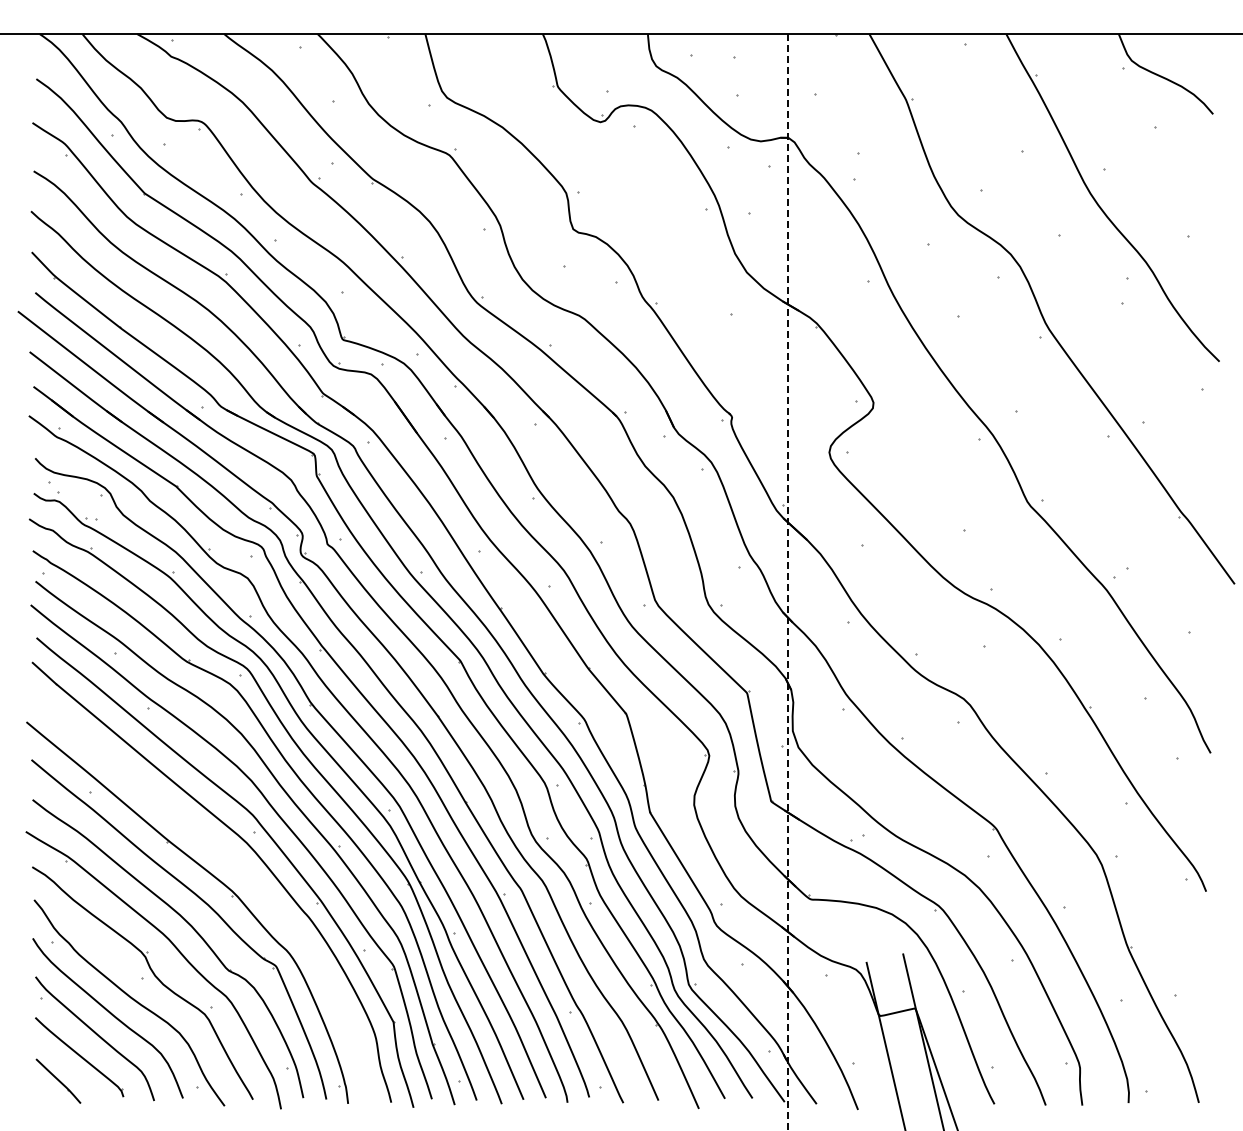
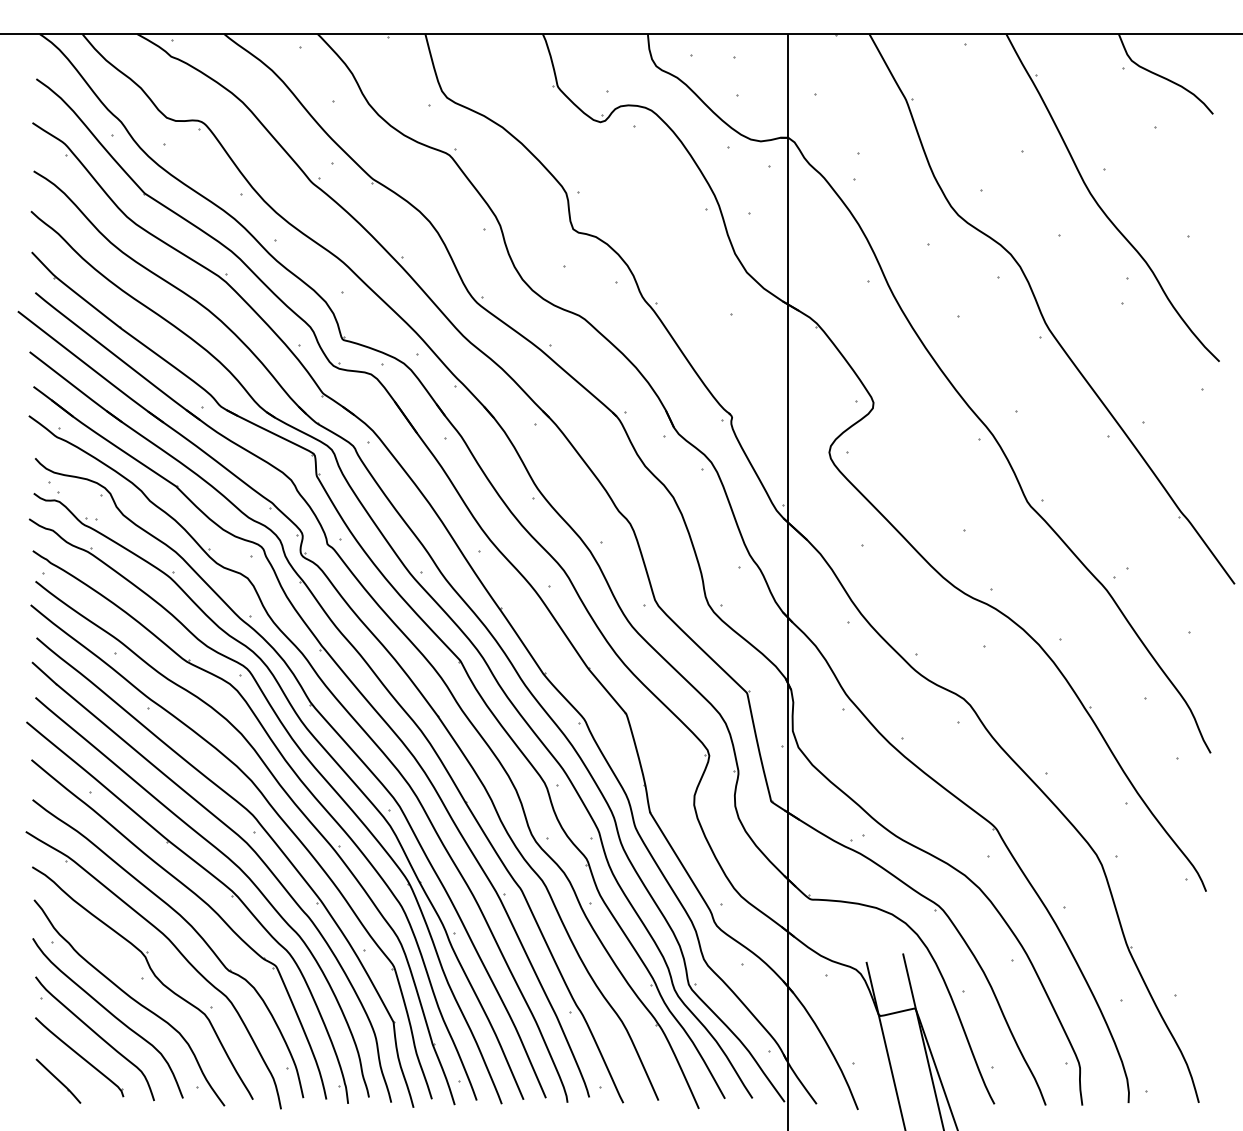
line: dashed -> solid (787, 583)
curve: none -> present (233, 864)
